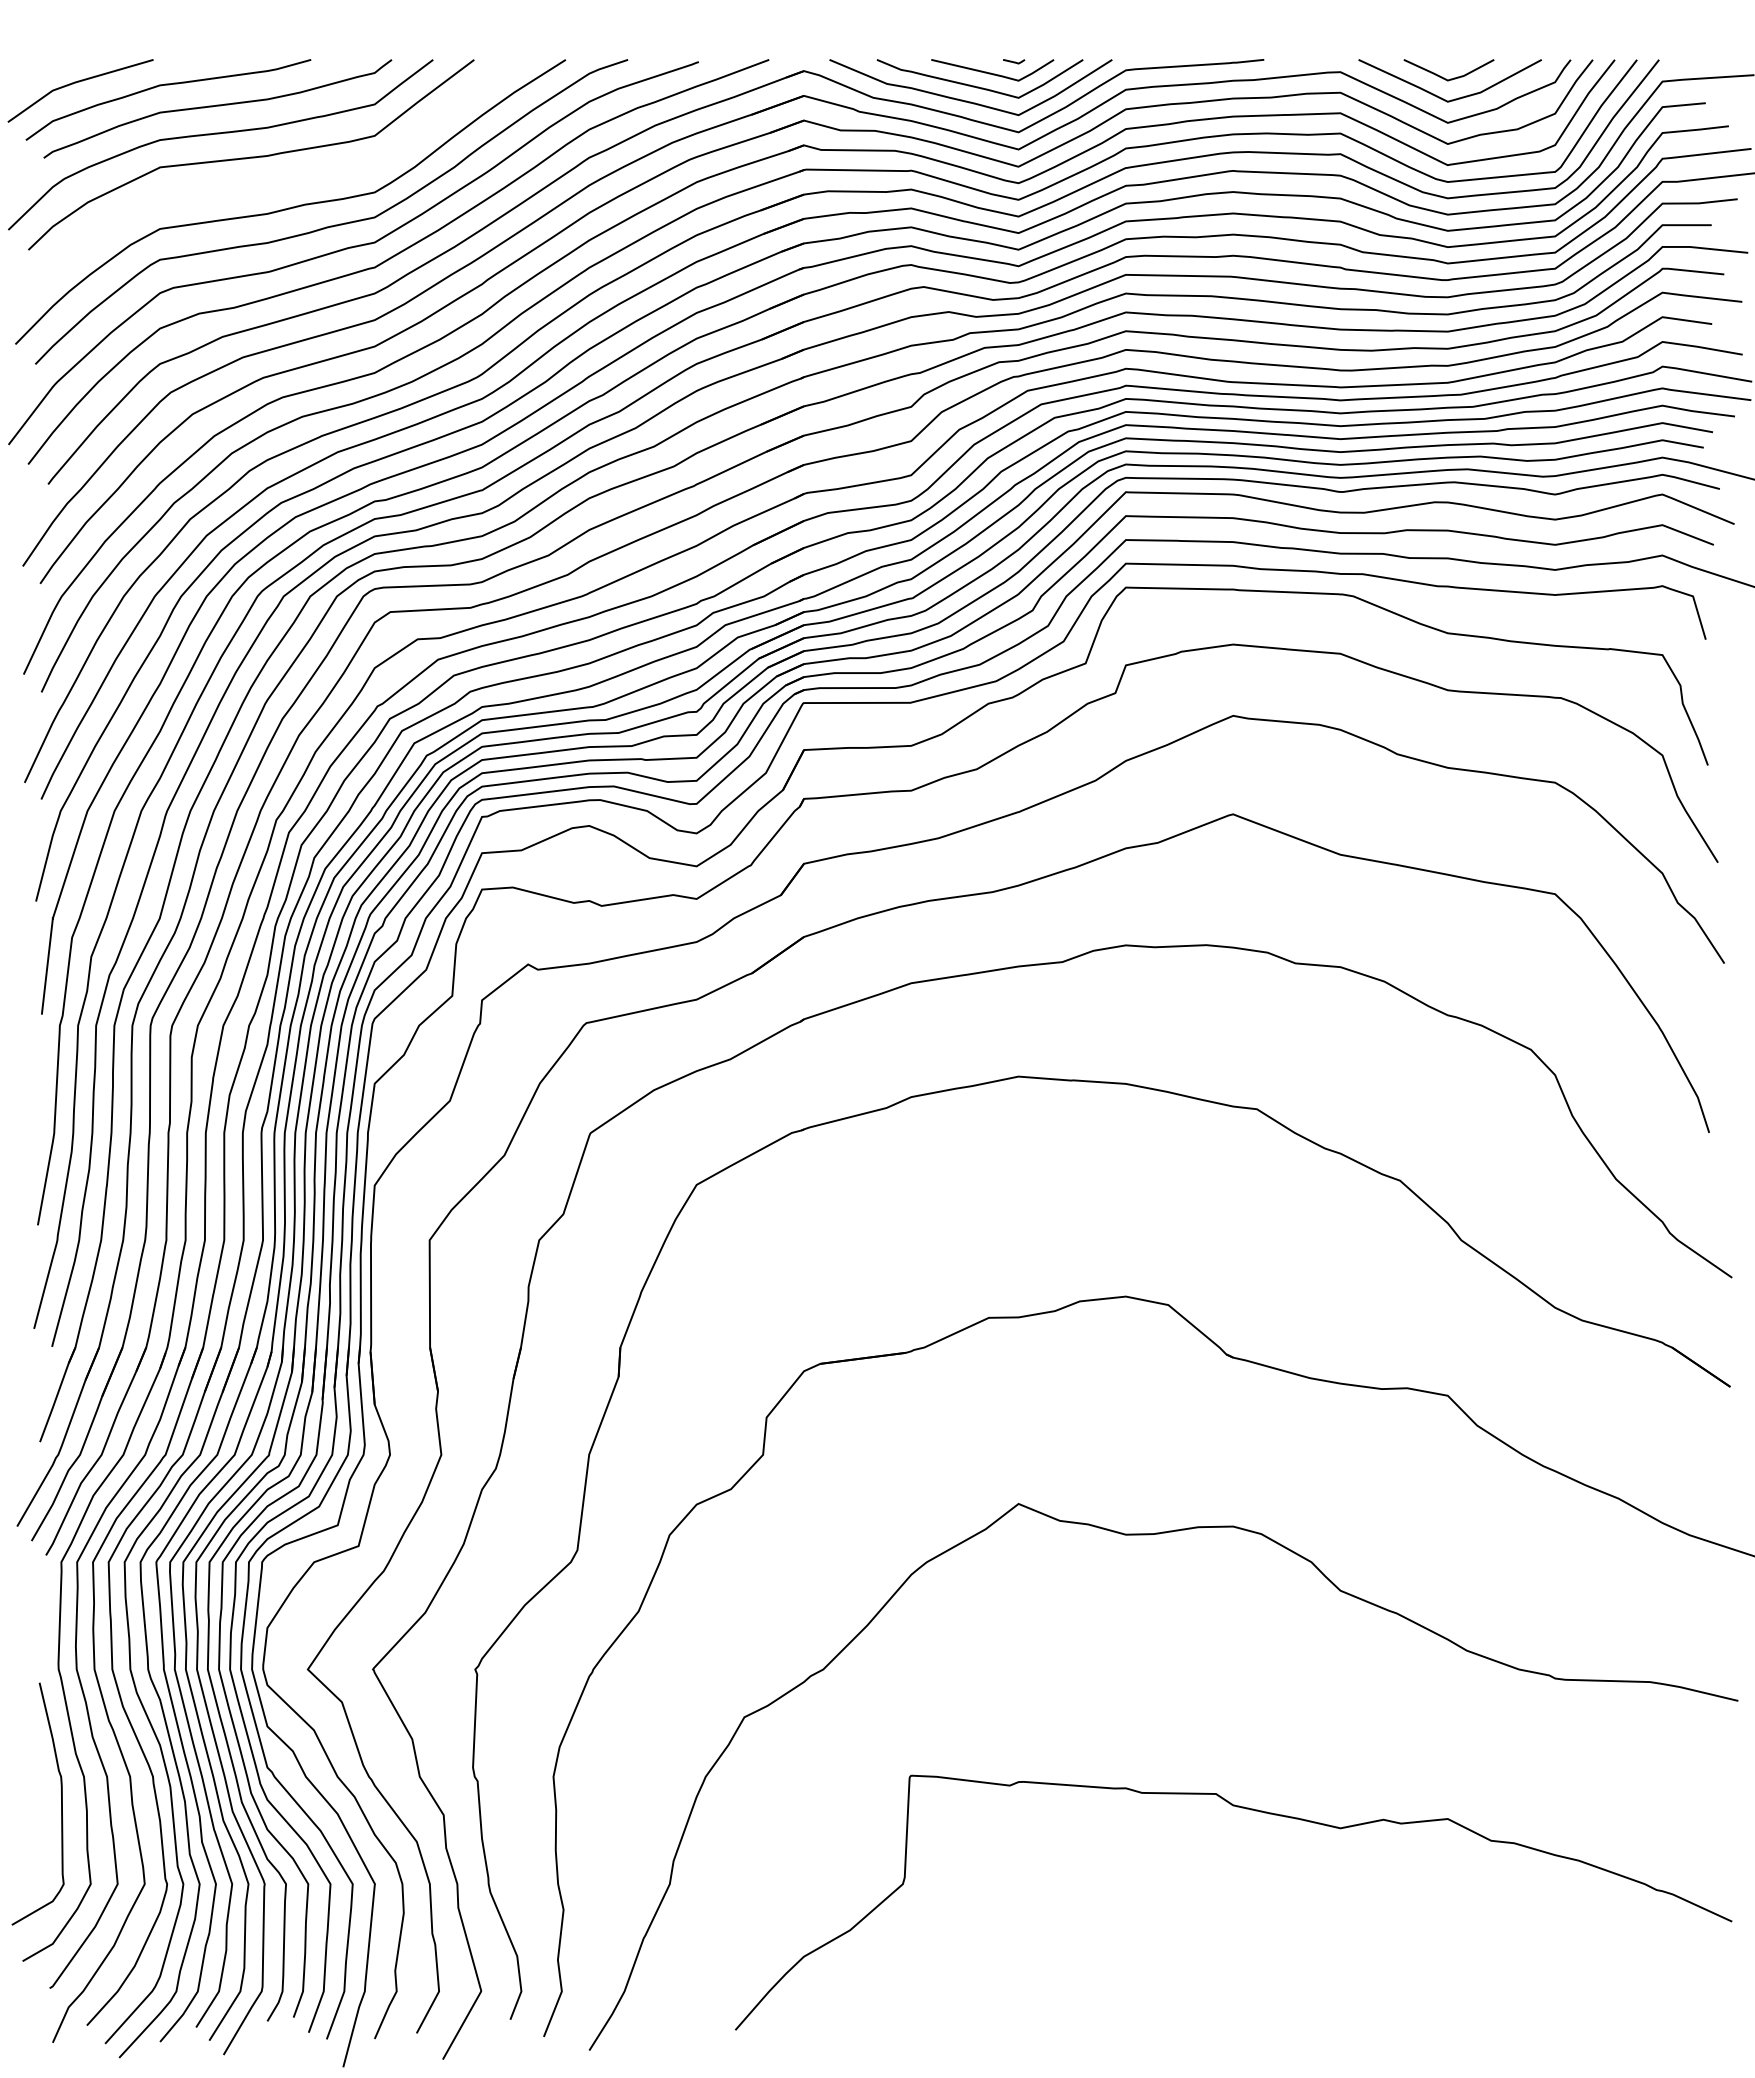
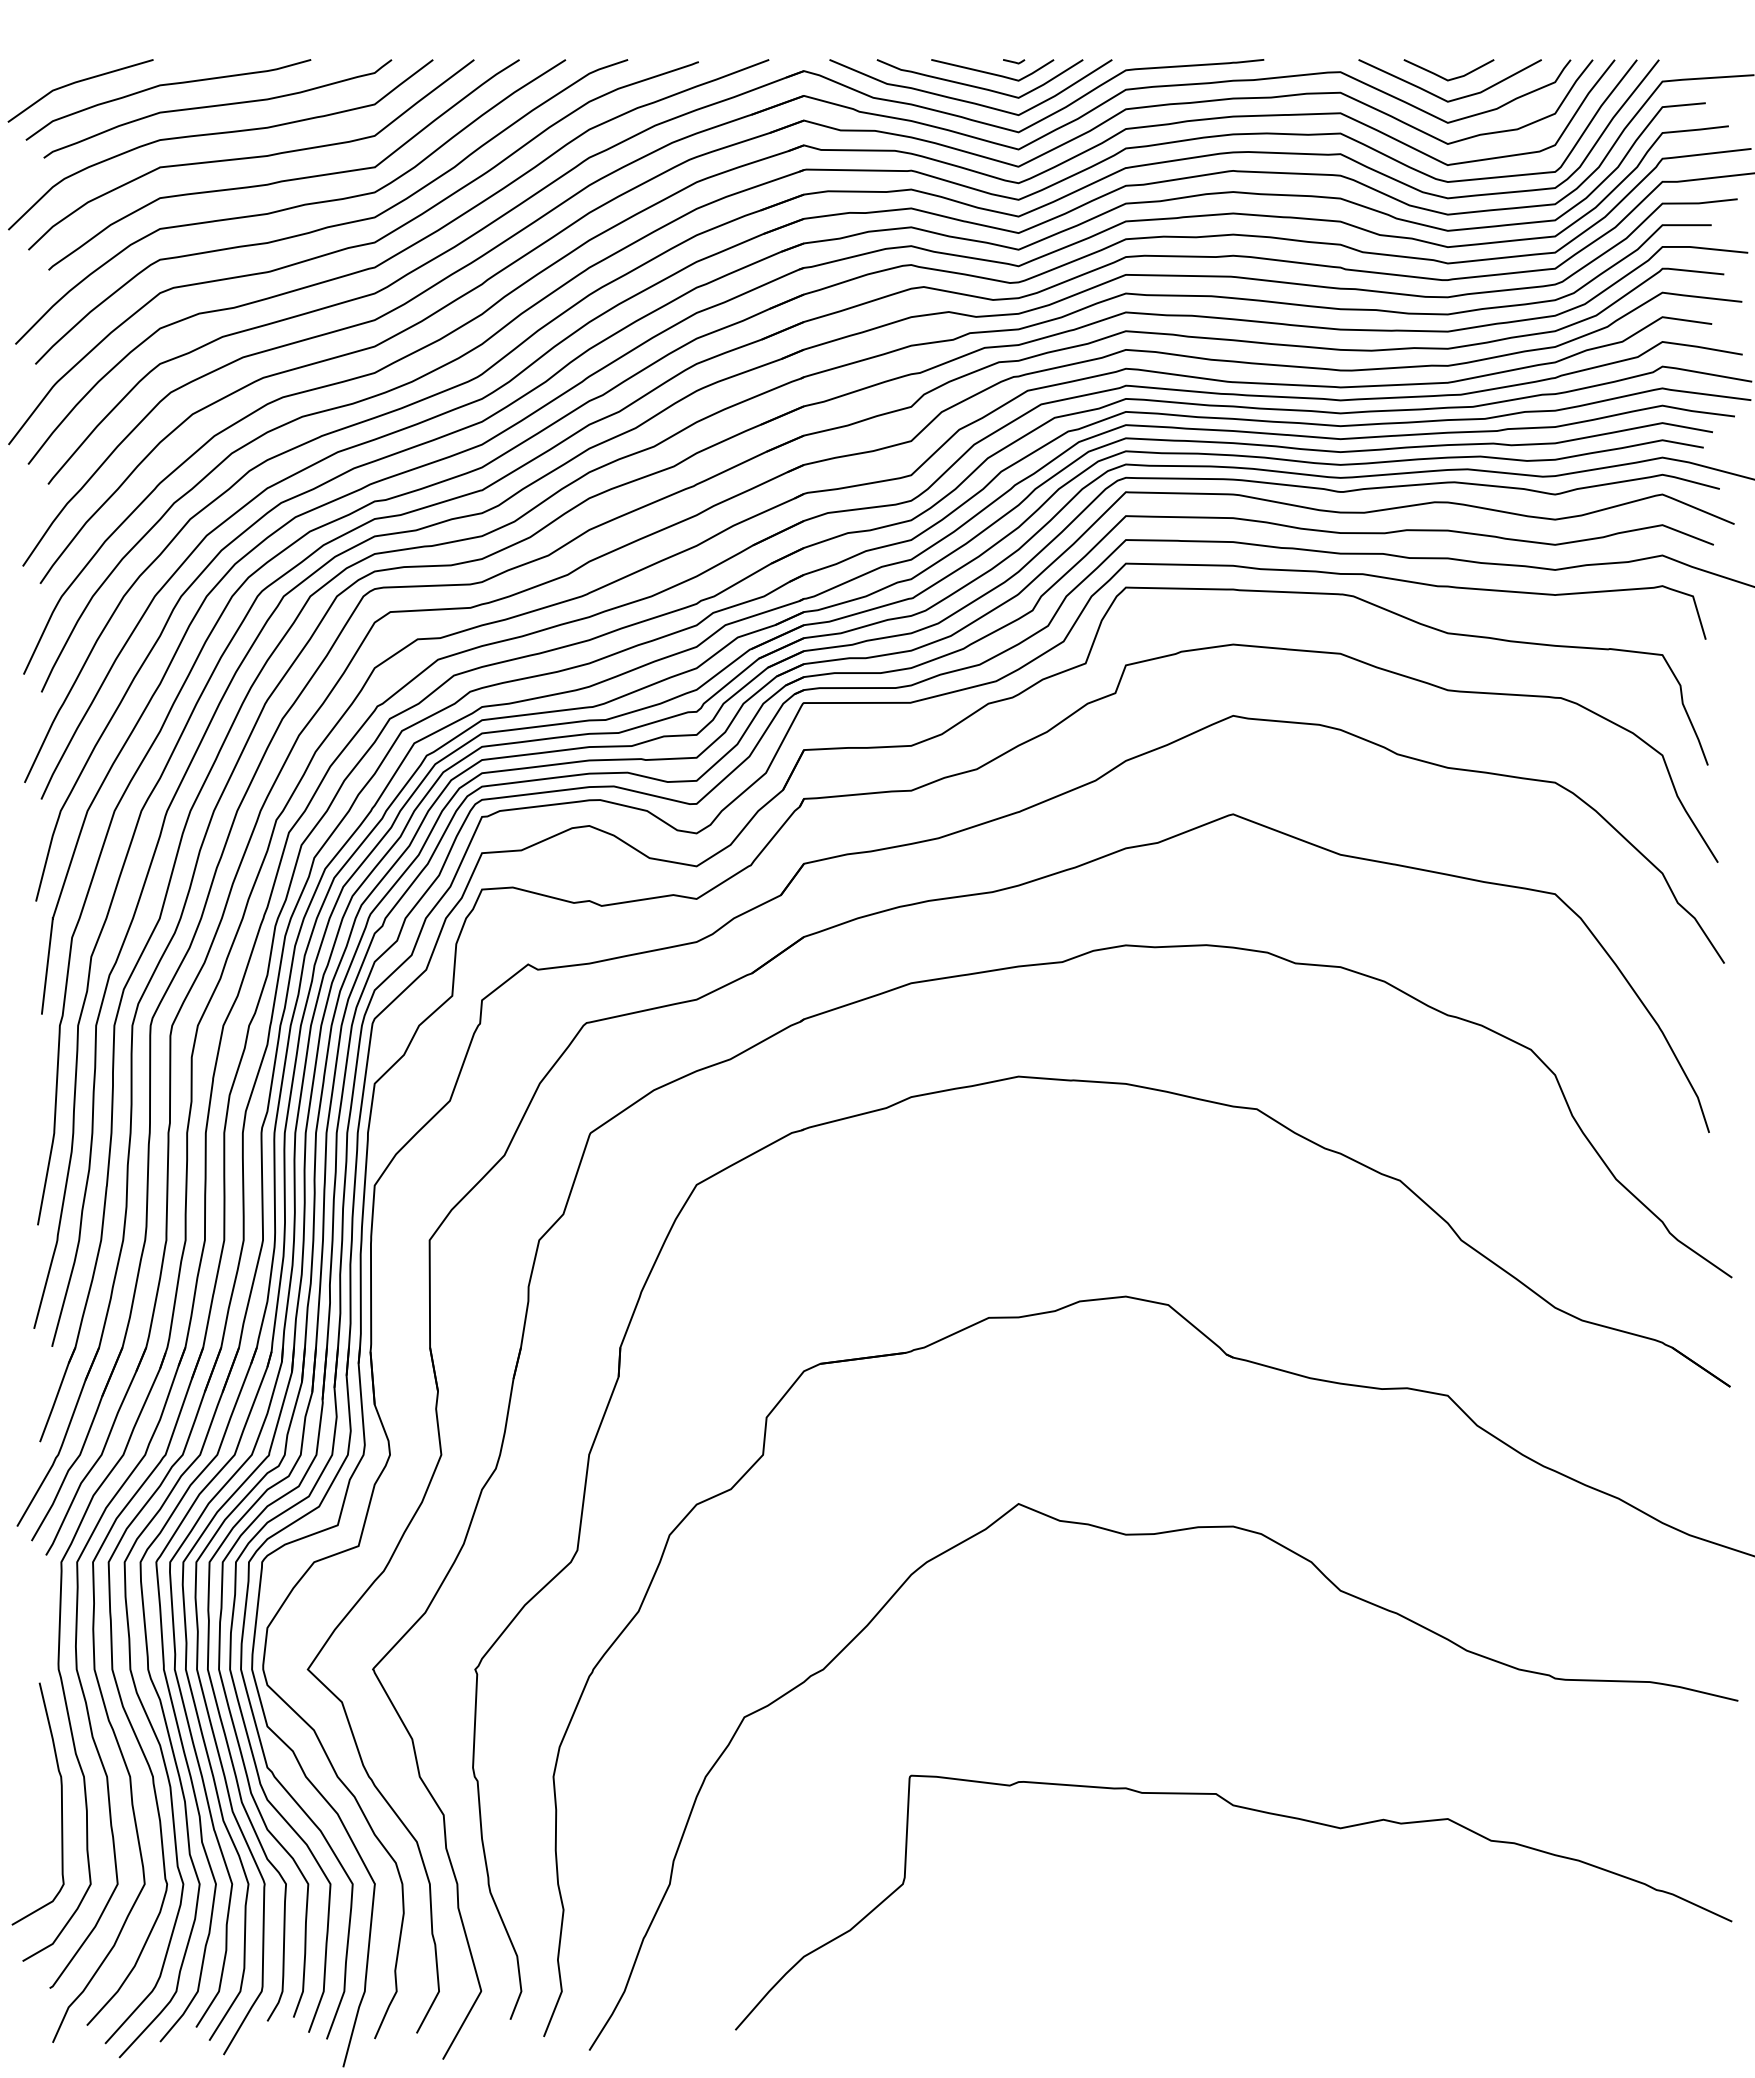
curve: none -> present (285, 179)
